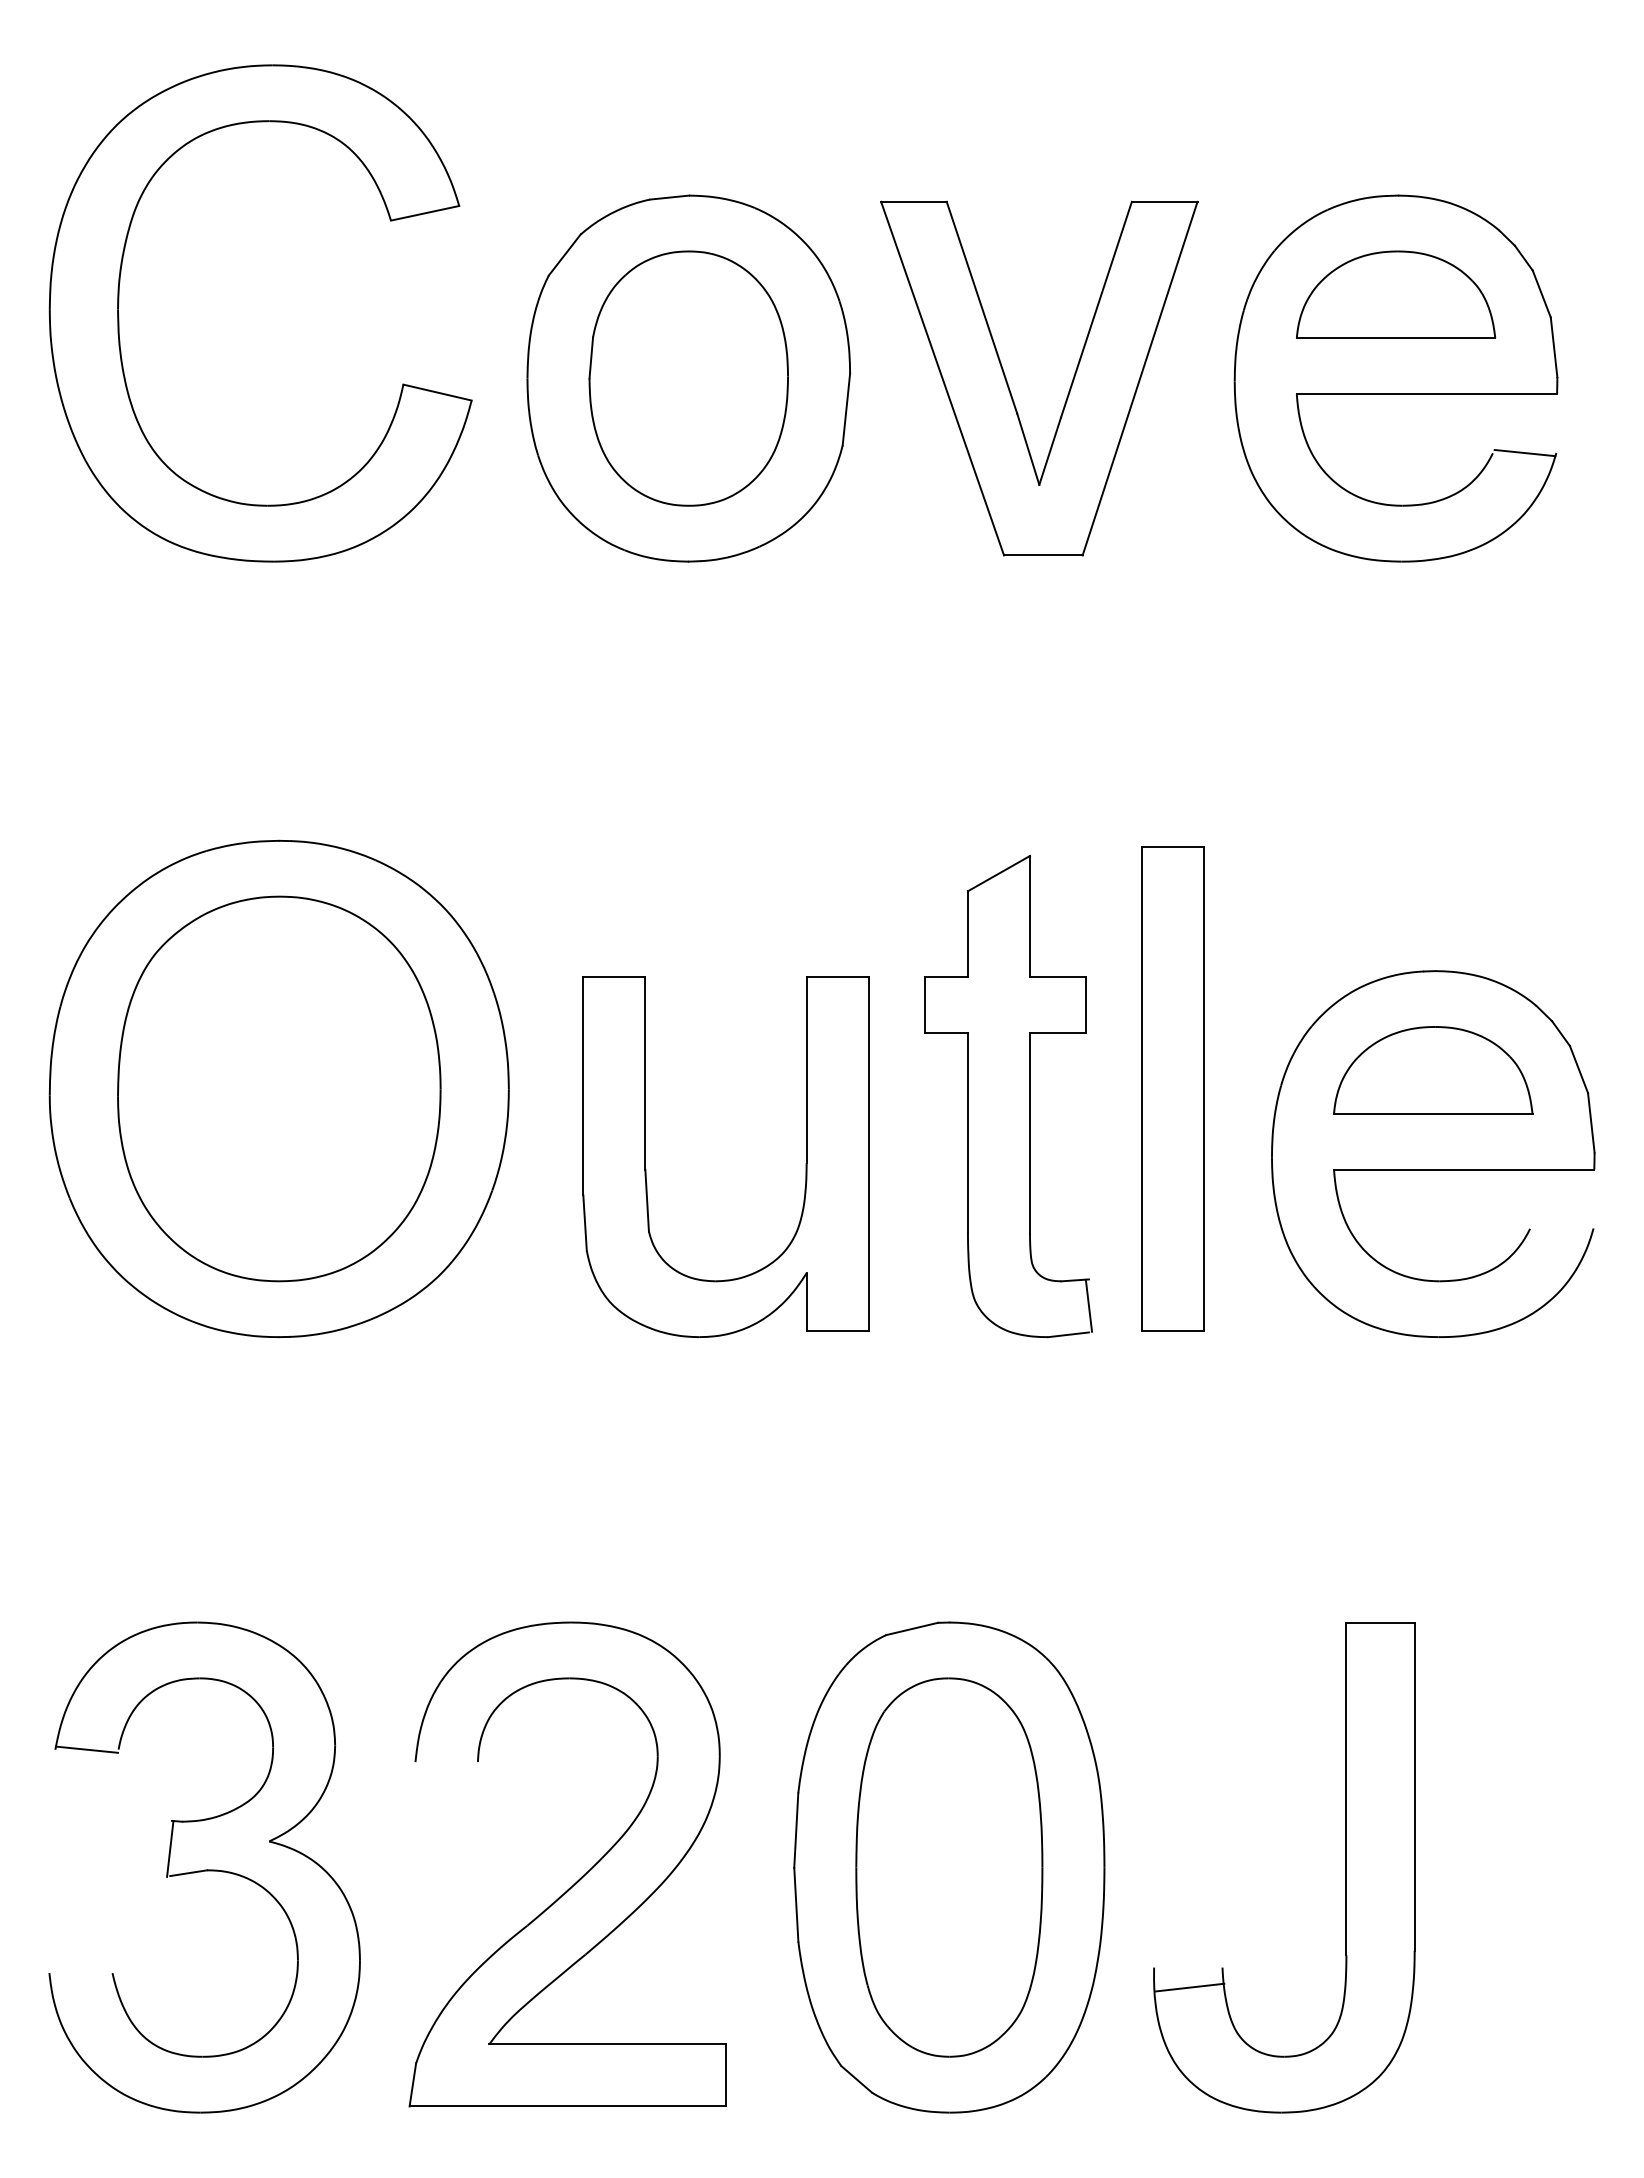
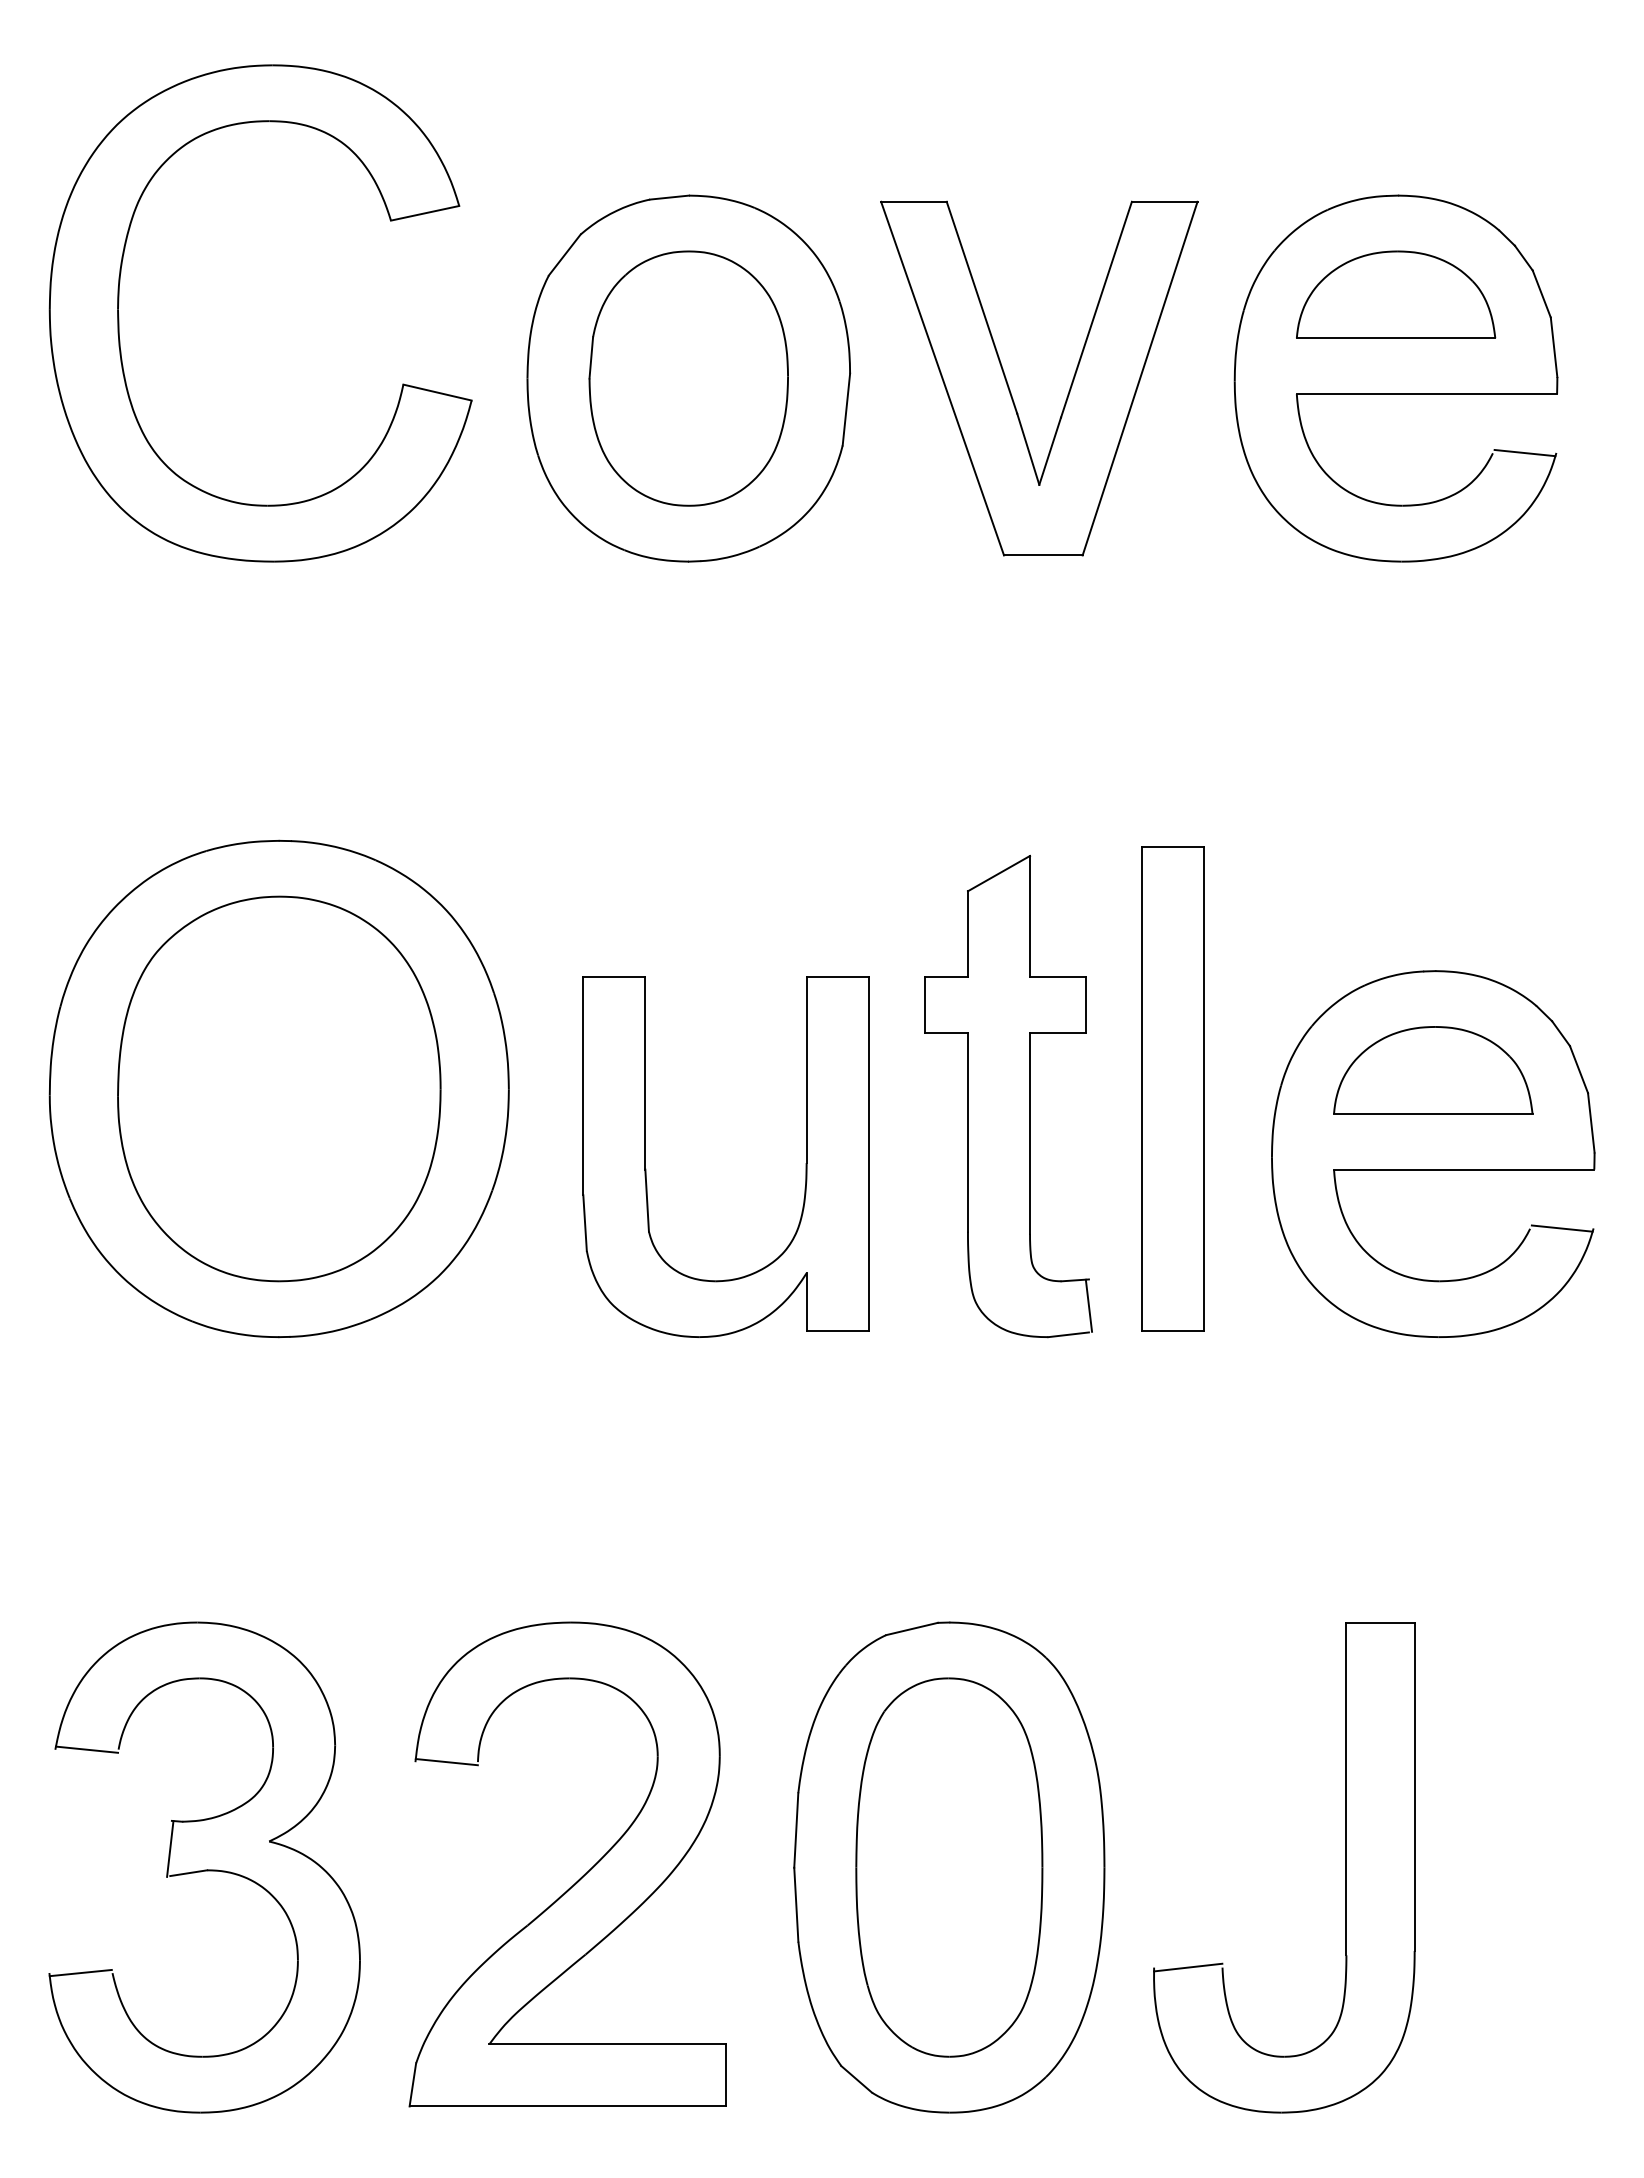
line: none -> present (1561, 1228)
line: none -> present (446, 1762)
line: none -> present (80, 1972)
line position: (1190, 1987) -> (1188, 1967) (1188, 1967)
